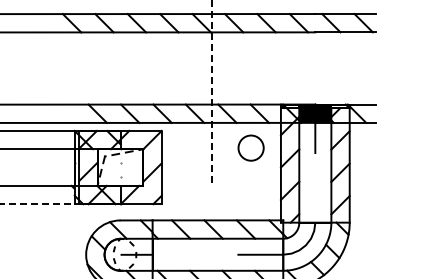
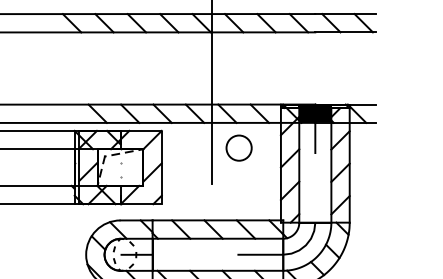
line: dashed -> solid (212, 92)
circle position: (250, 147) -> (238, 147) (238, 147)
line: dashed -> solid (37, 204)
